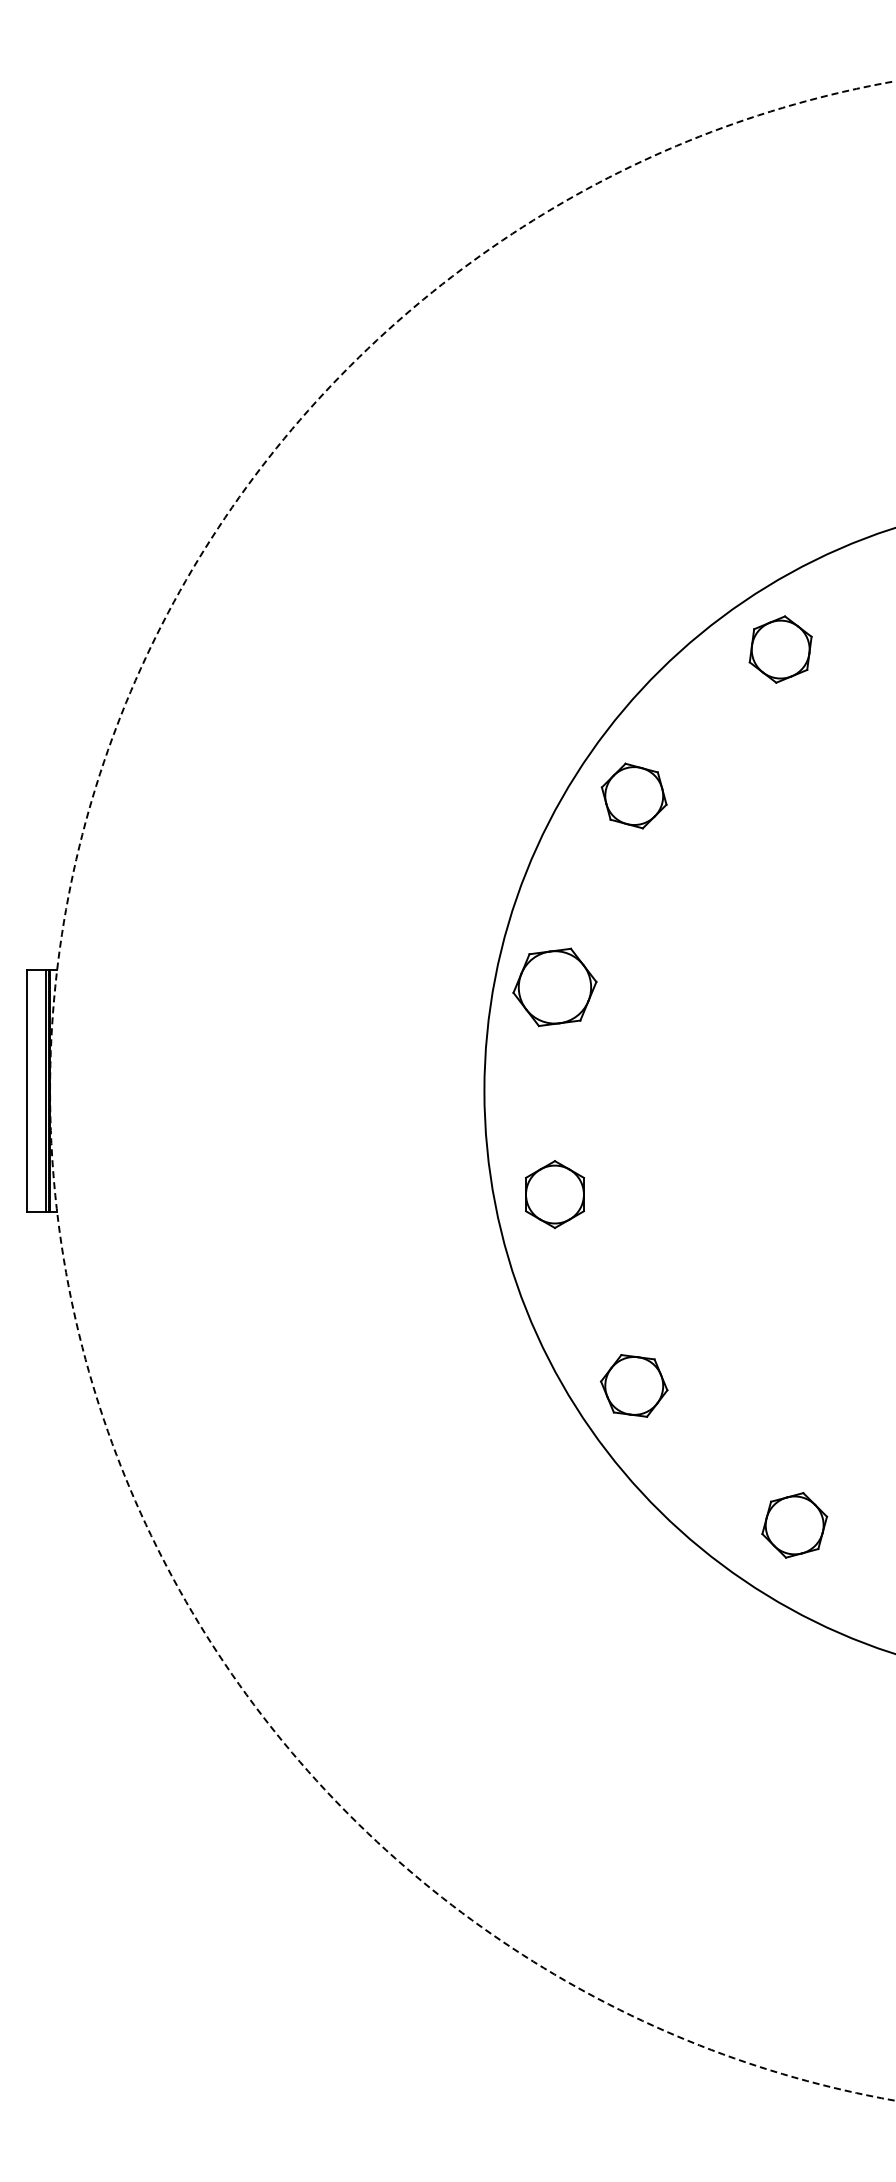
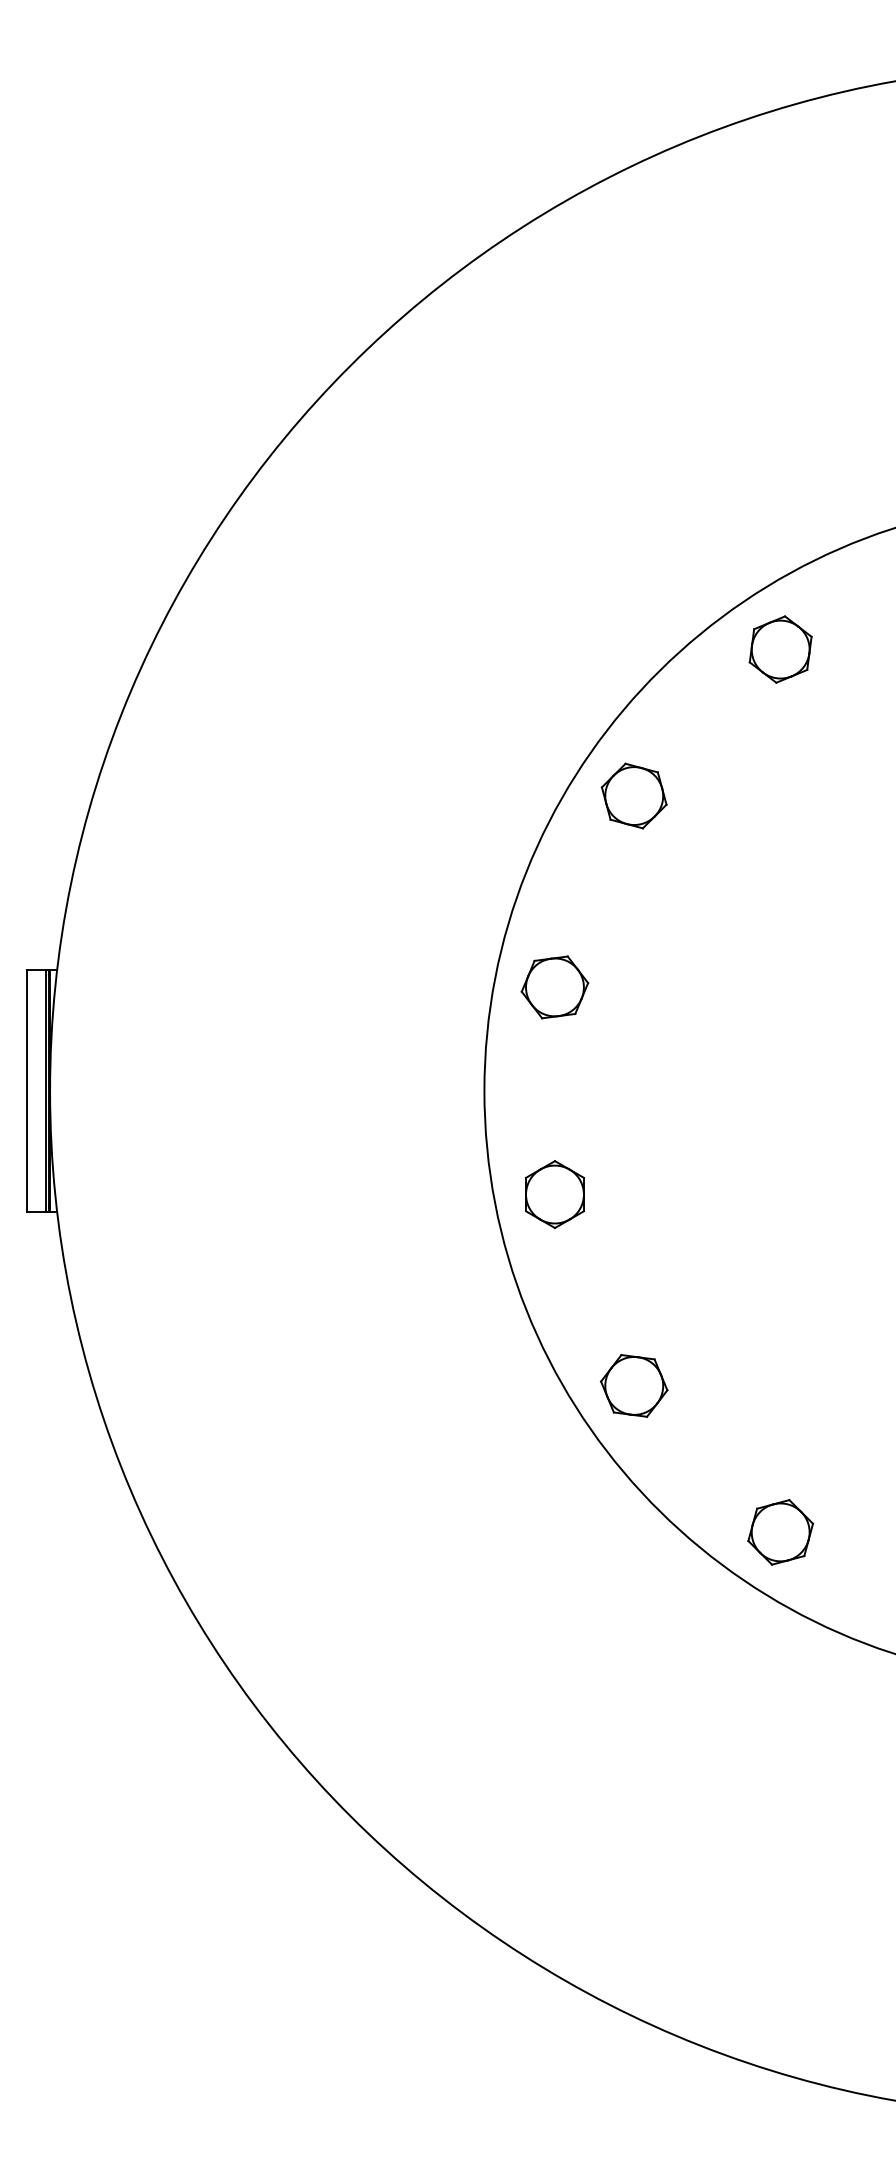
part size: 86x81 px -> 70x65 px (554, 987)
circle: dashed -> solid (472, 1090)
part position: (794, 1525) -> (780, 1532) (780, 1532)
